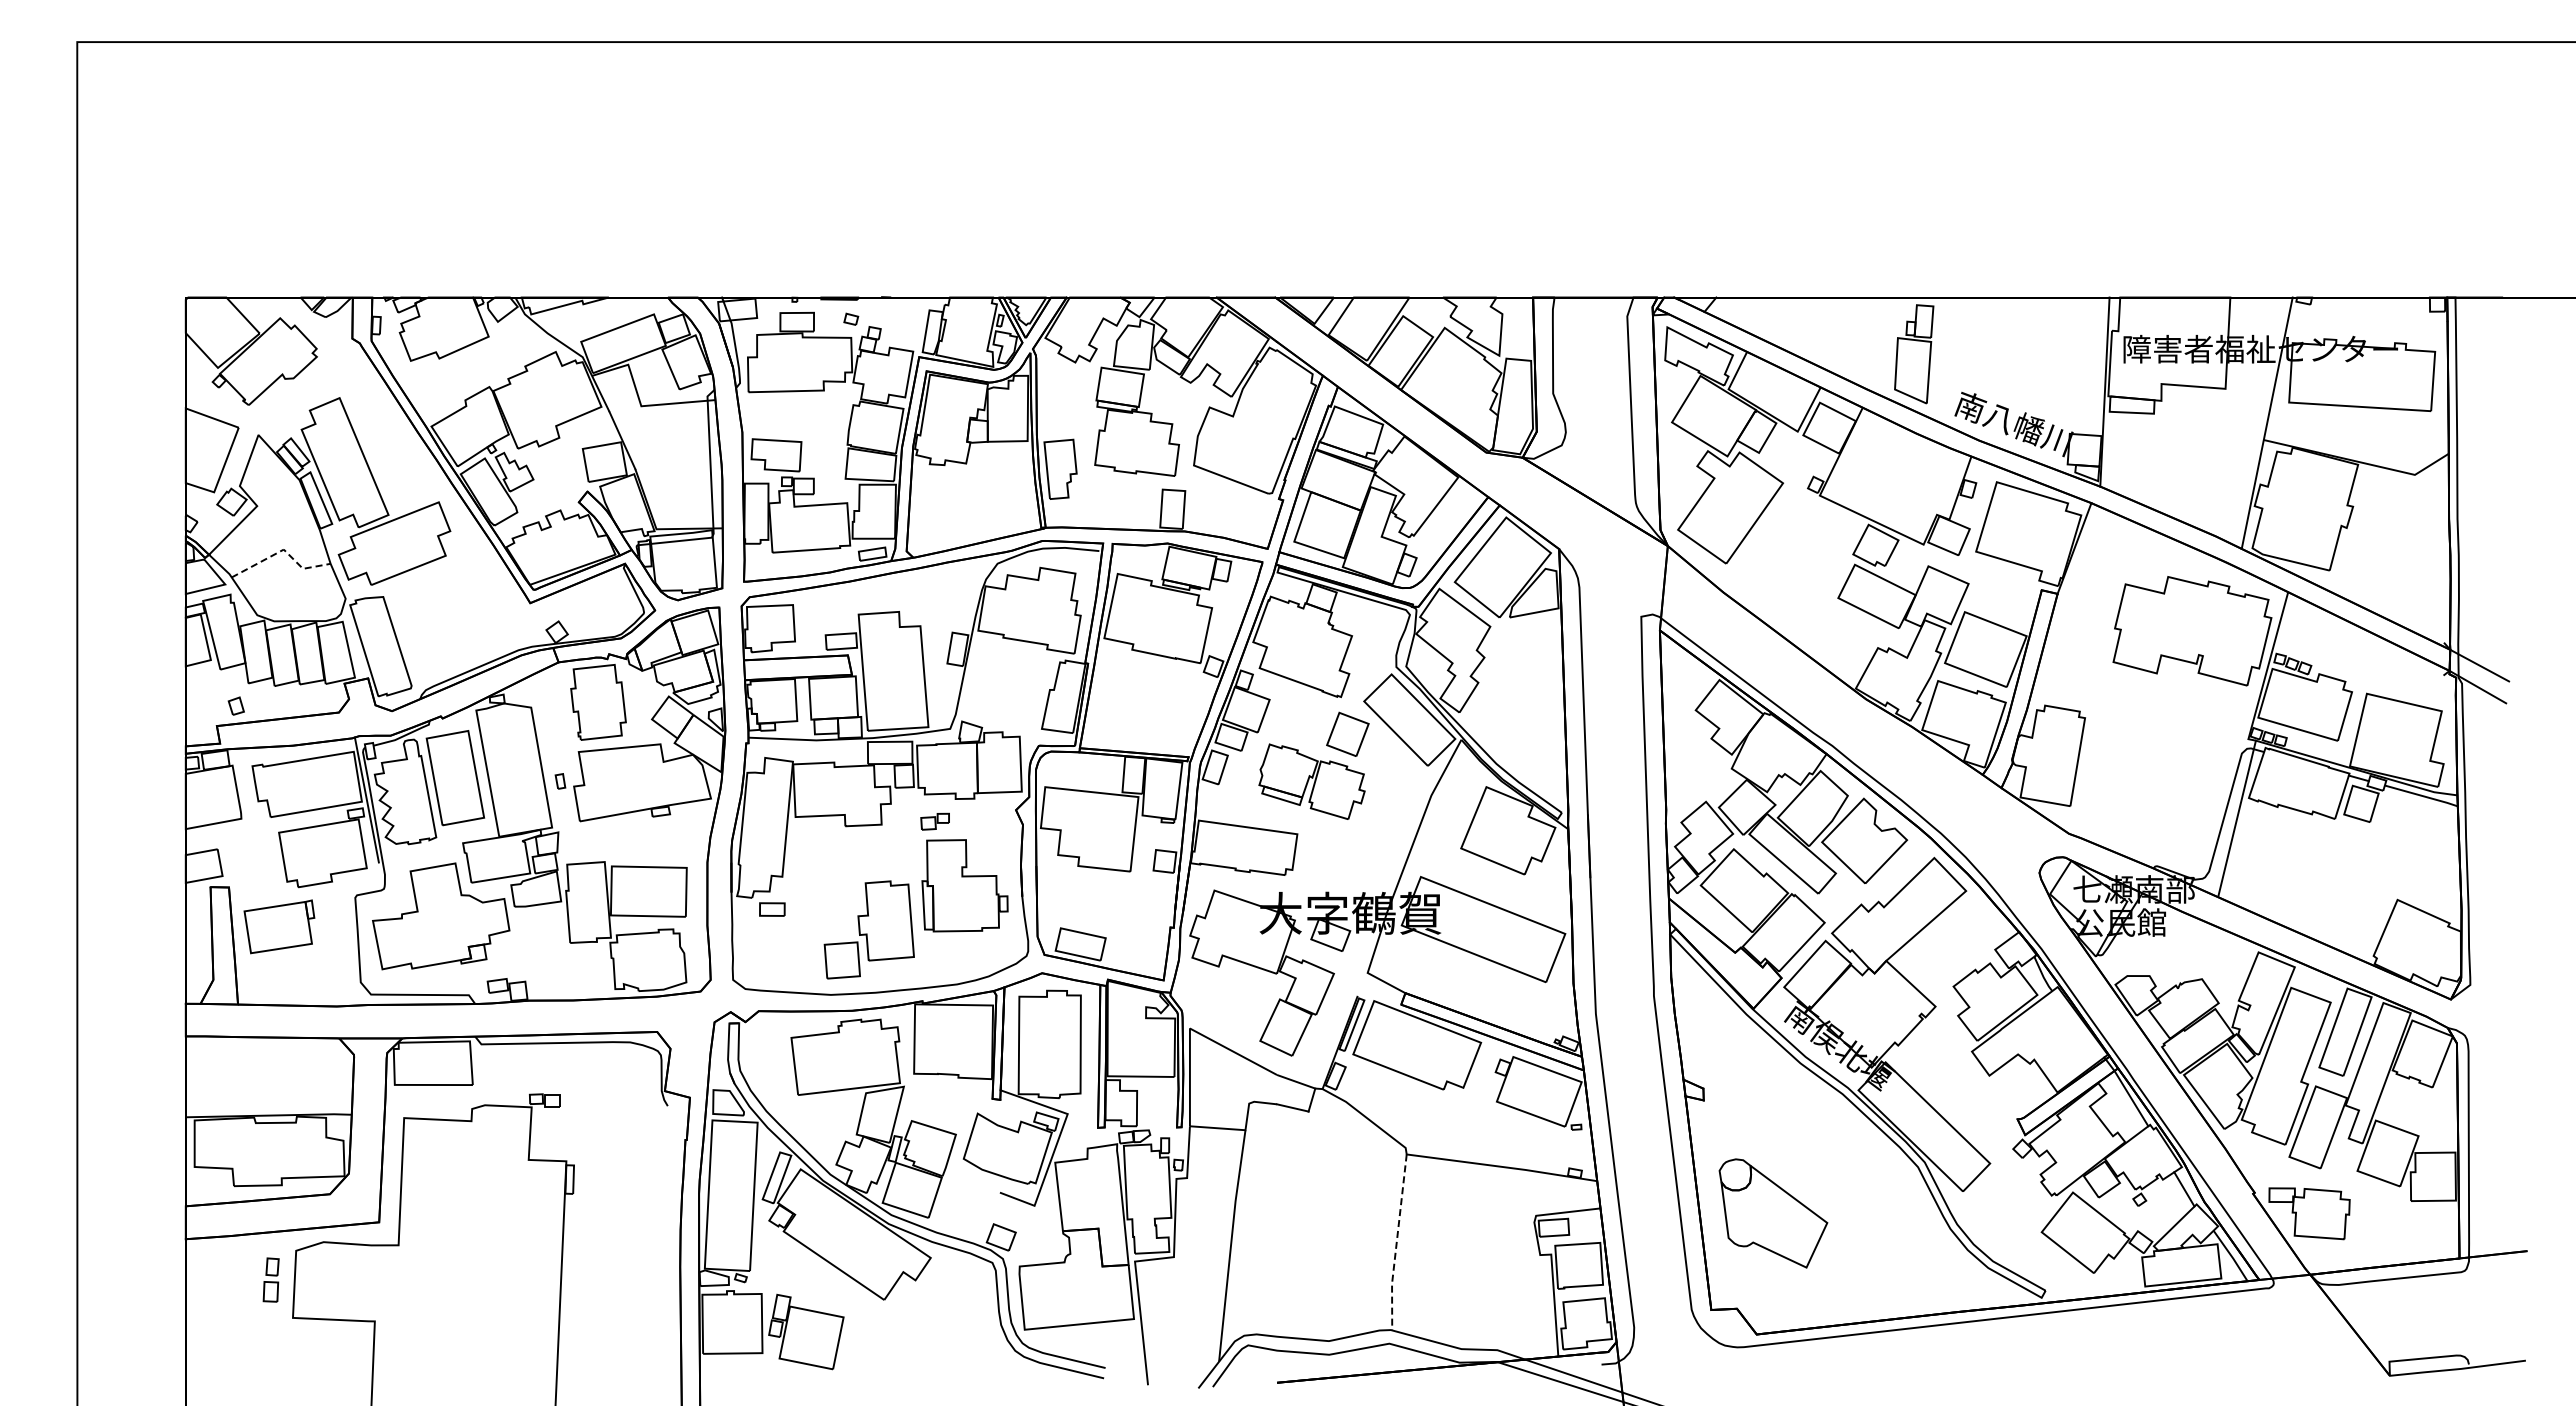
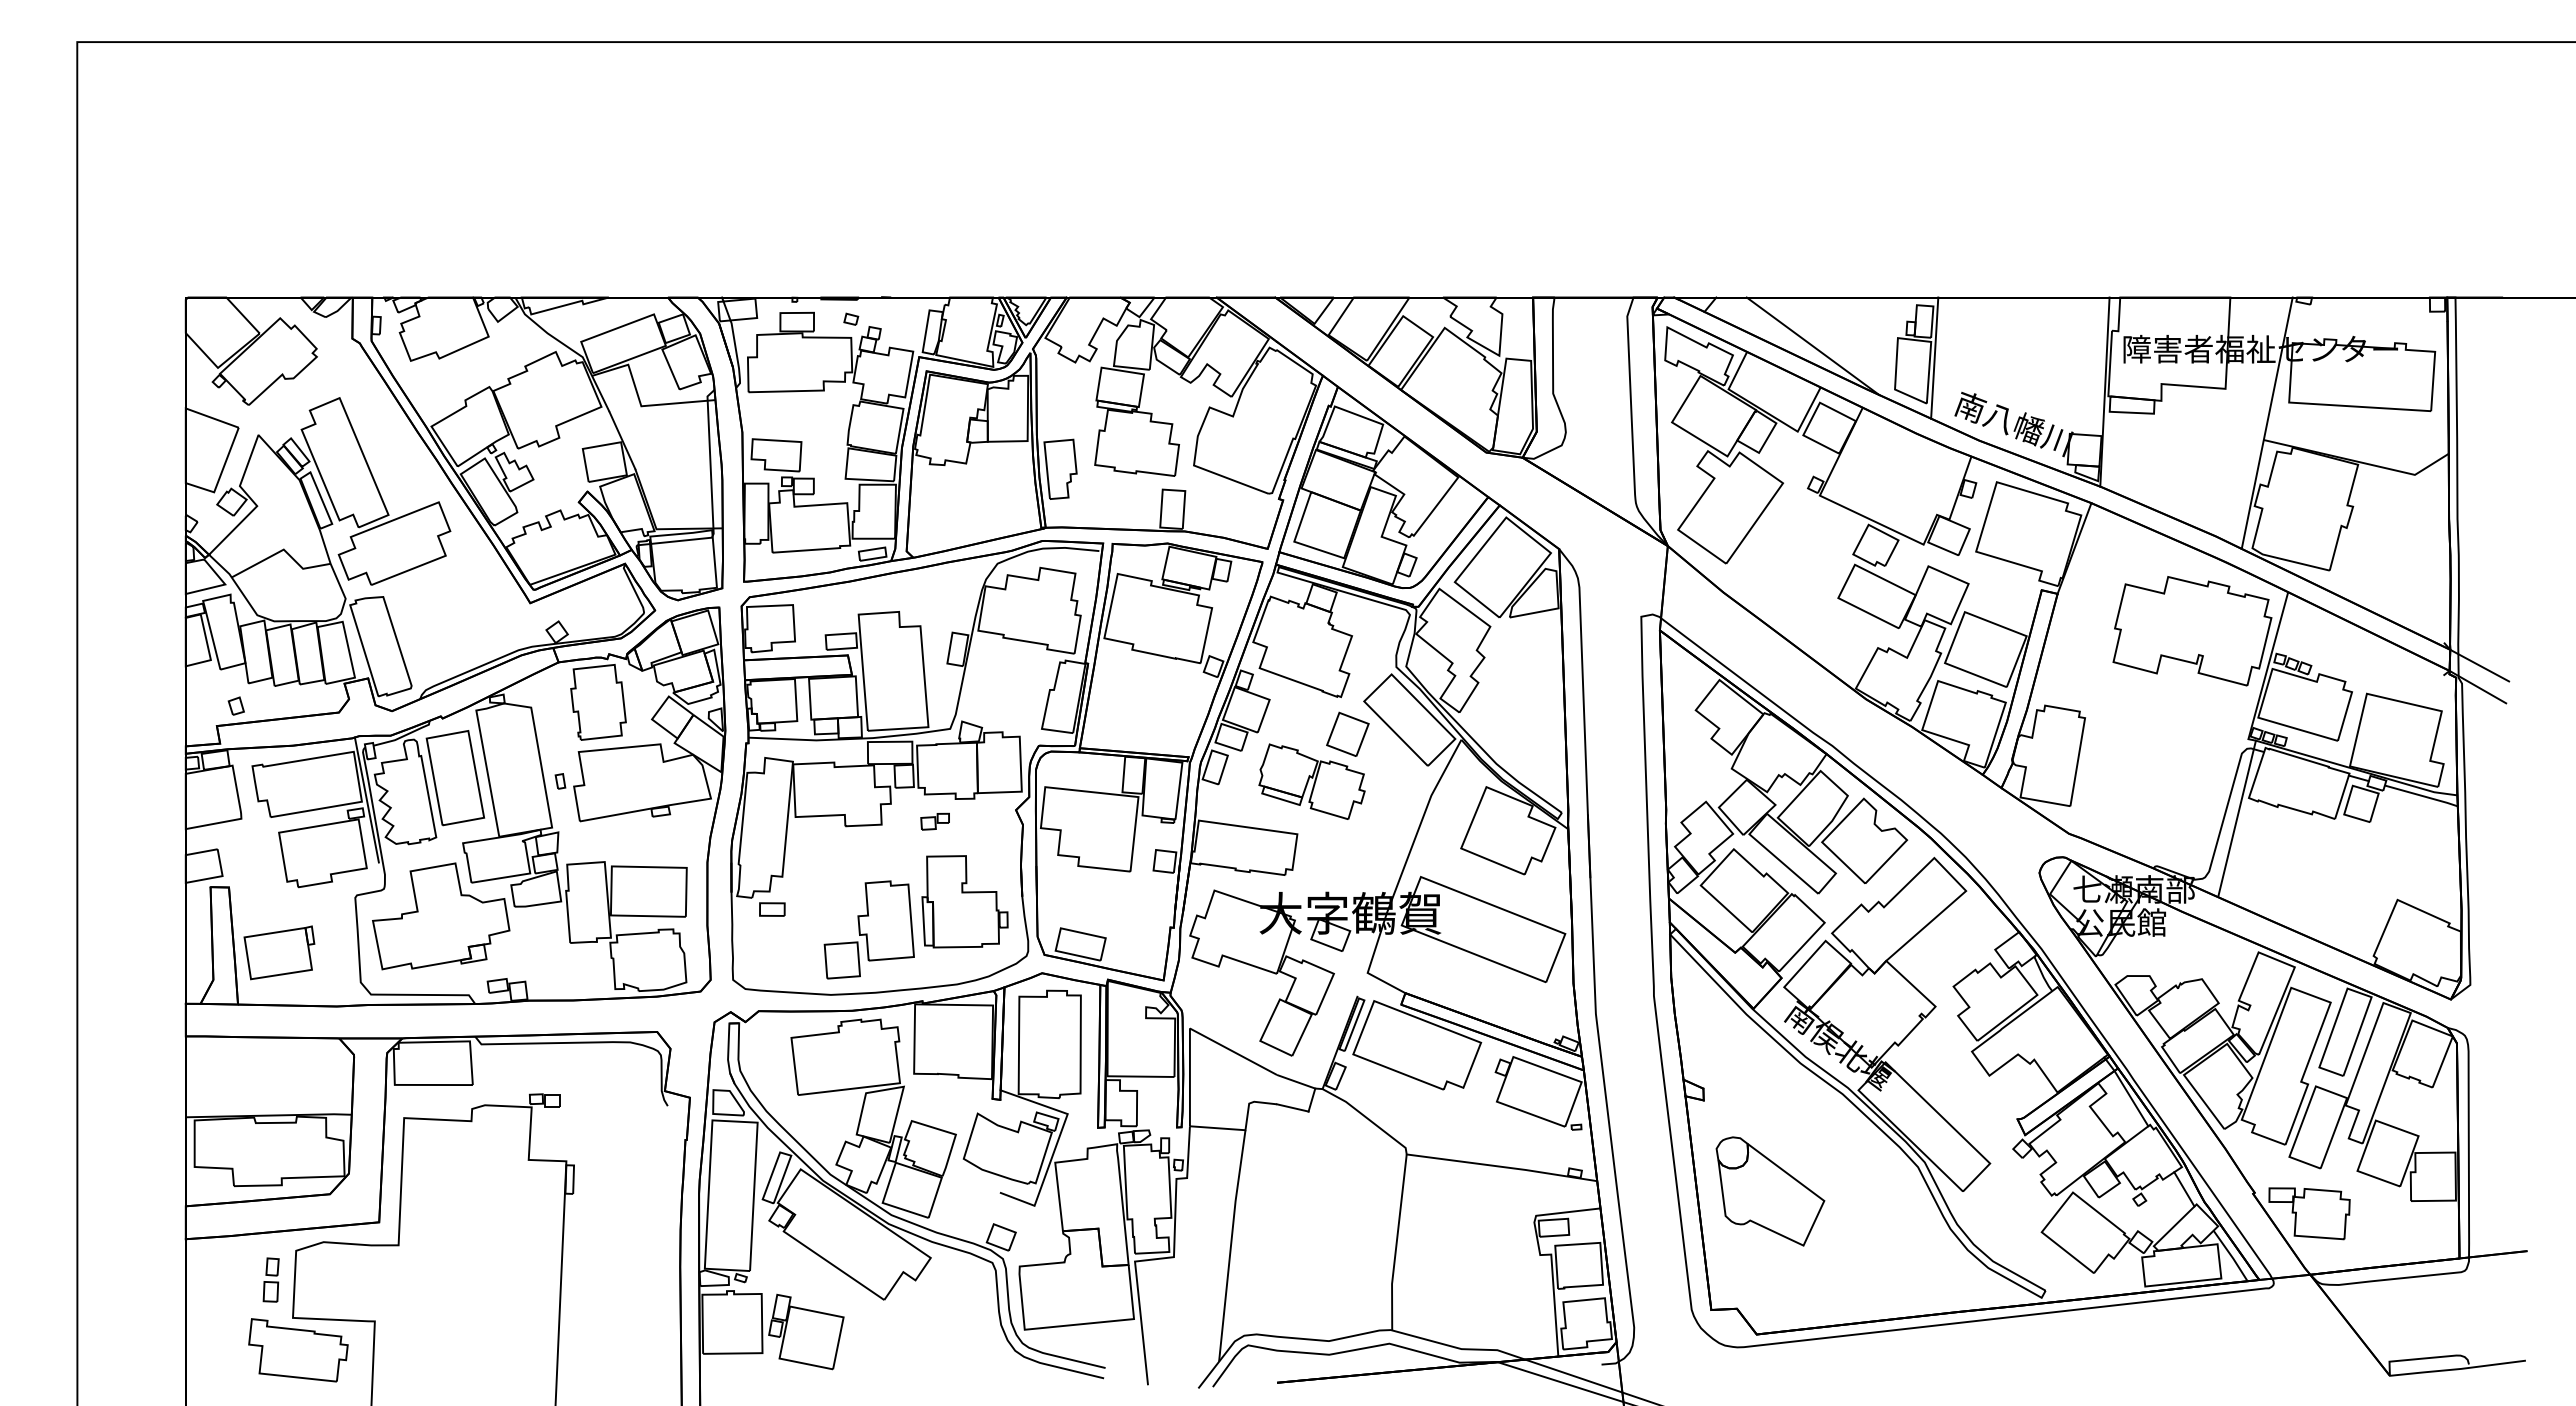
line: none -> present (1812, 346)
line: none -> present (1934, 357)
line: dashed -> solid (283, 549)
part position: (964, 885) -> (964, 901) (964, 901)
part position: (279, 926) -> (279, 952) (279, 952)
part position: (1773, 1213) -> (1770, 1191) (1770, 1191)
line: dashed -> solid (1396, 1243)
part: none -> present (298, 1350)
